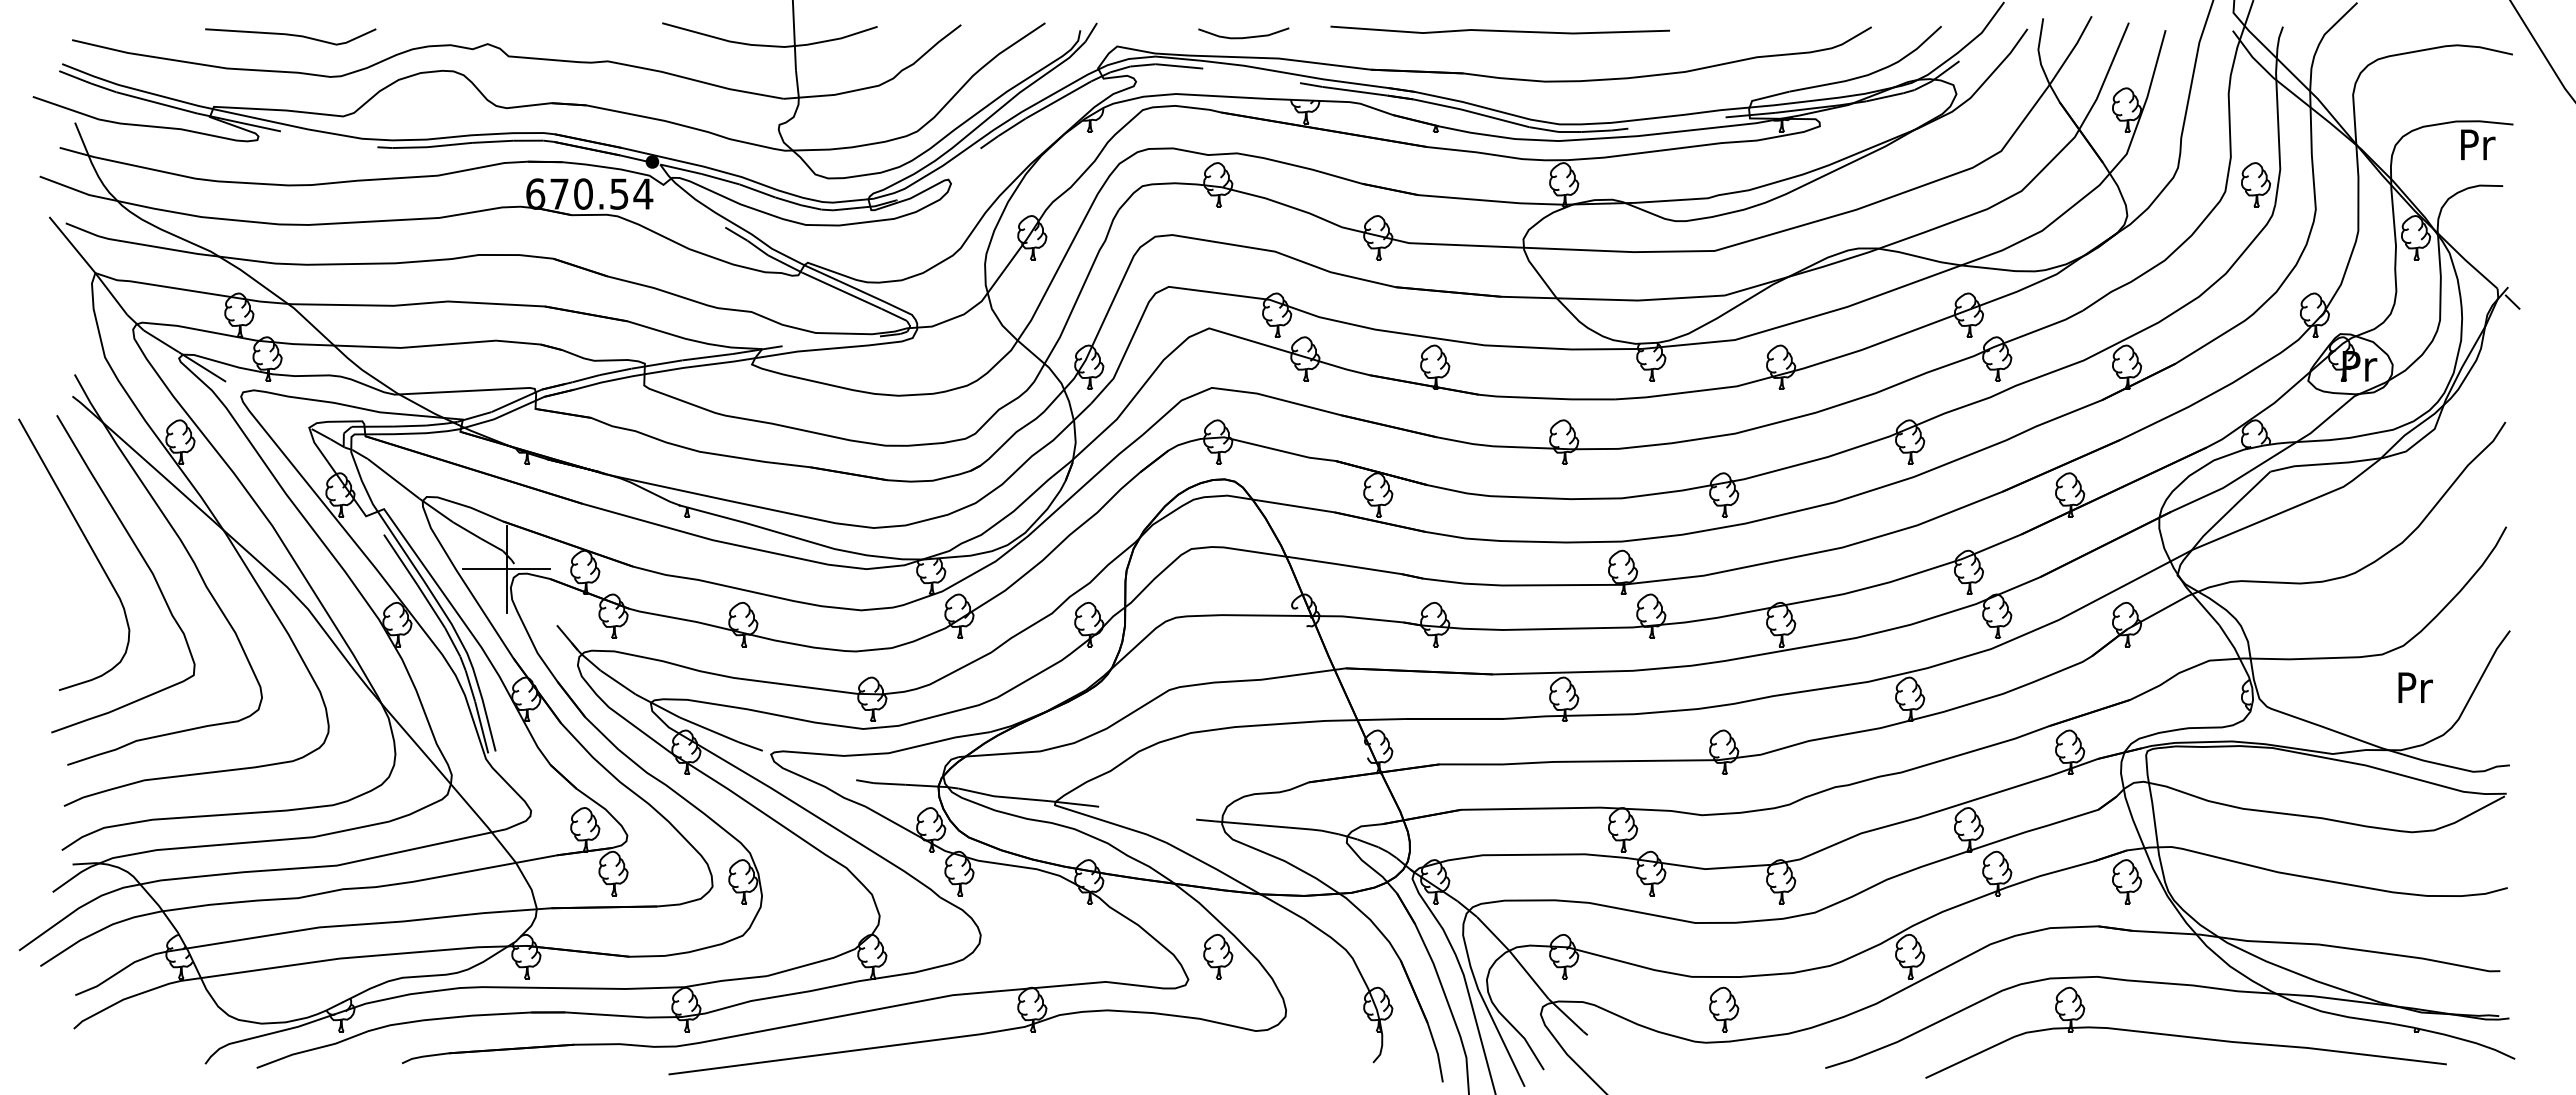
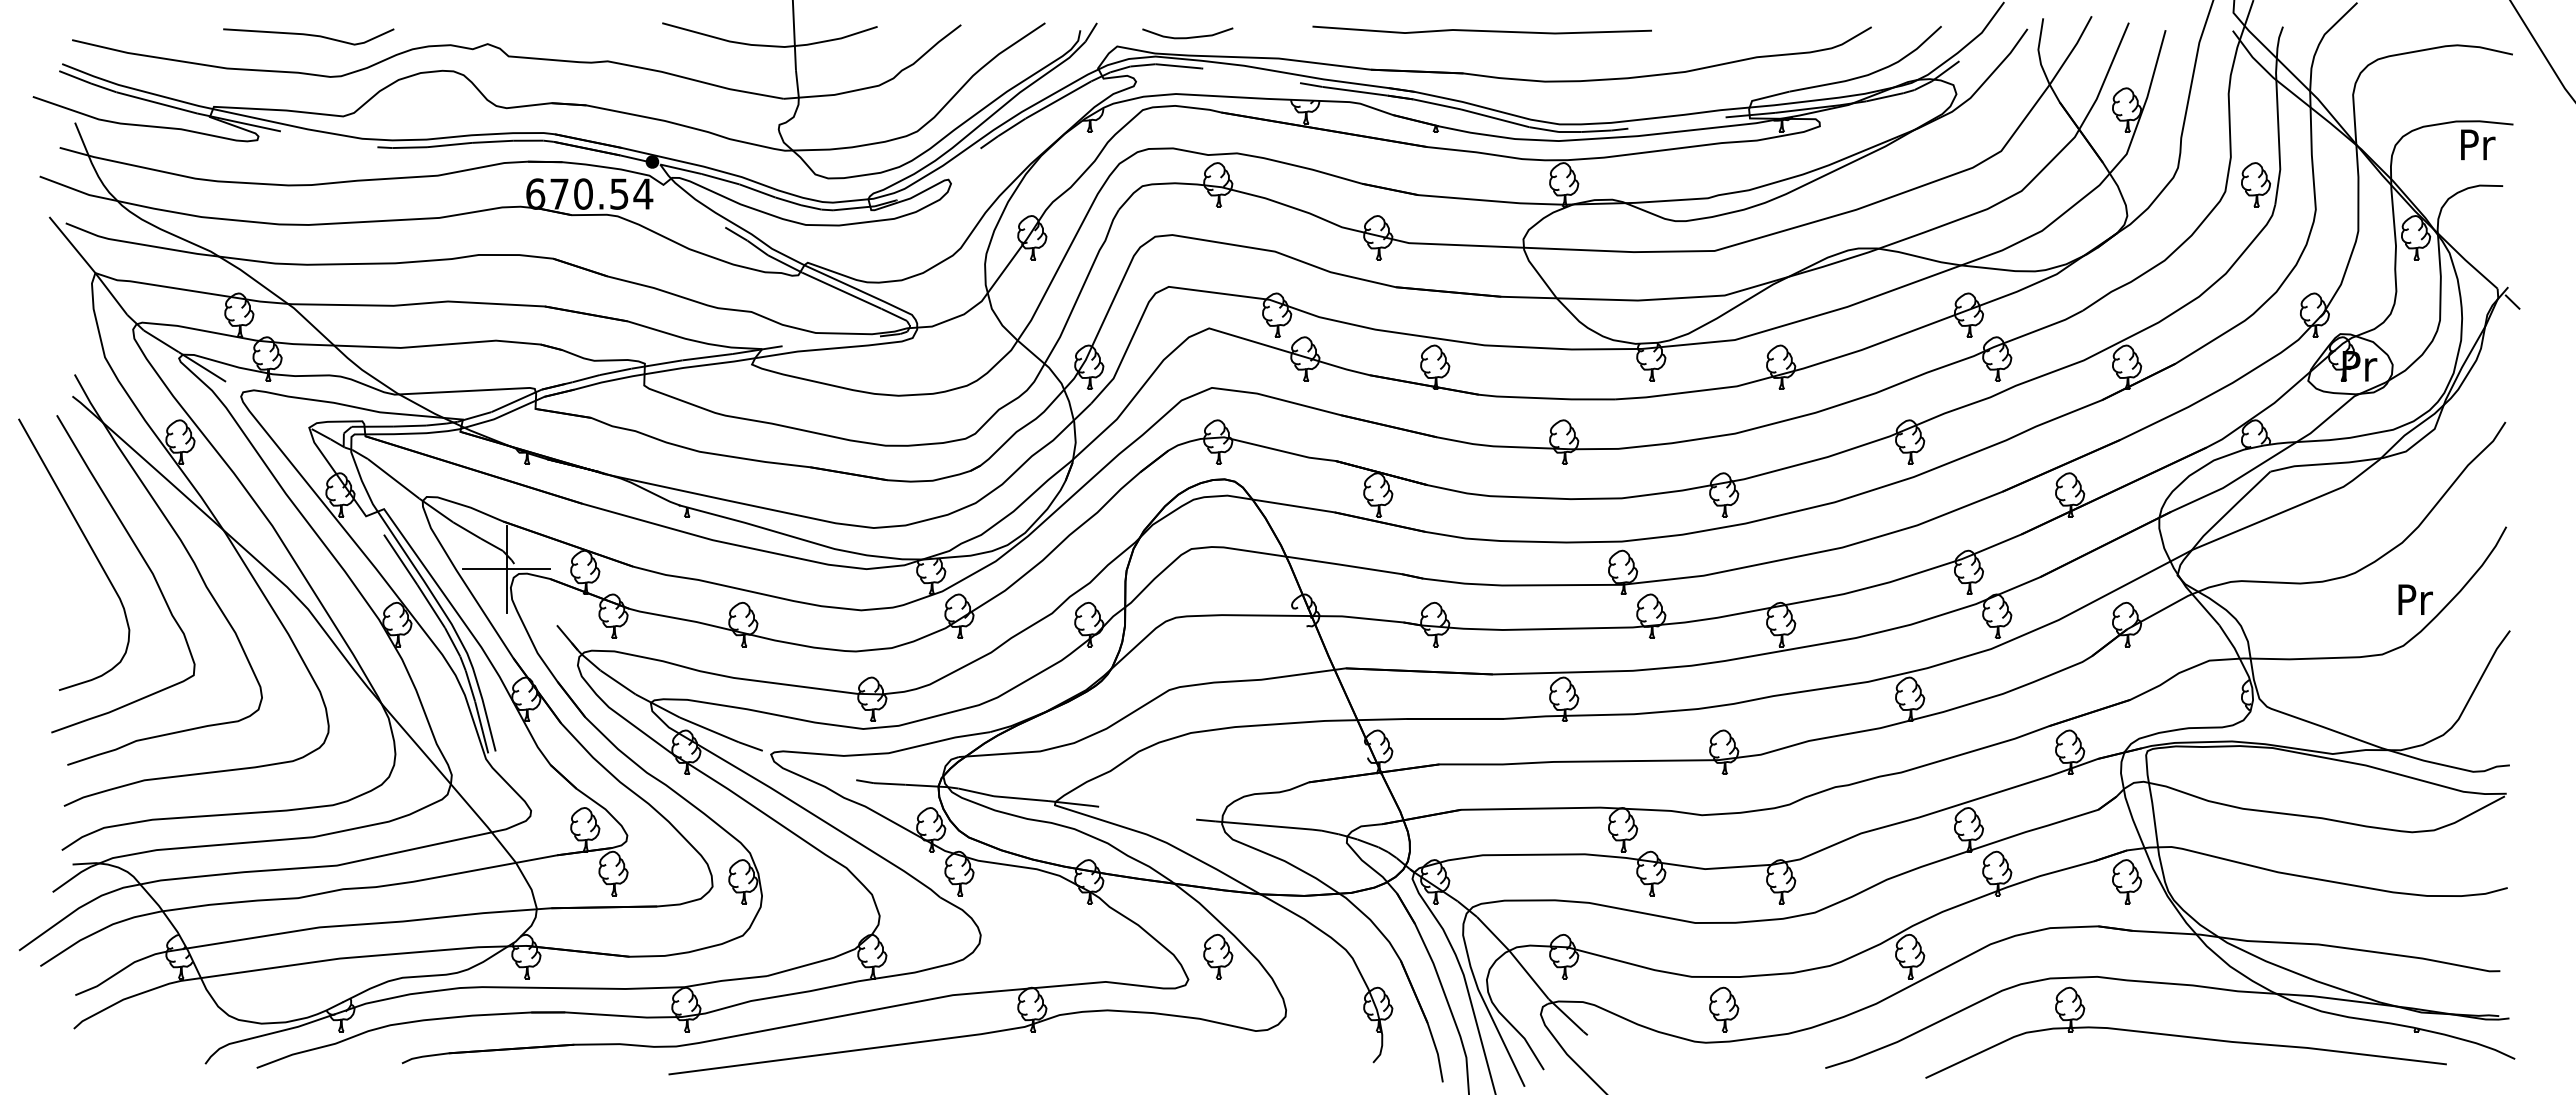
line position: (1499, 30) -> (1481, 30) (1481, 30)
curve position: (290, 35) -> (308, 35) (308, 35)
curve position: (1243, 37) -> (1187, 37) (1187, 37)
text position: (2415, 687) -> (2415, 599) (2415, 599)
